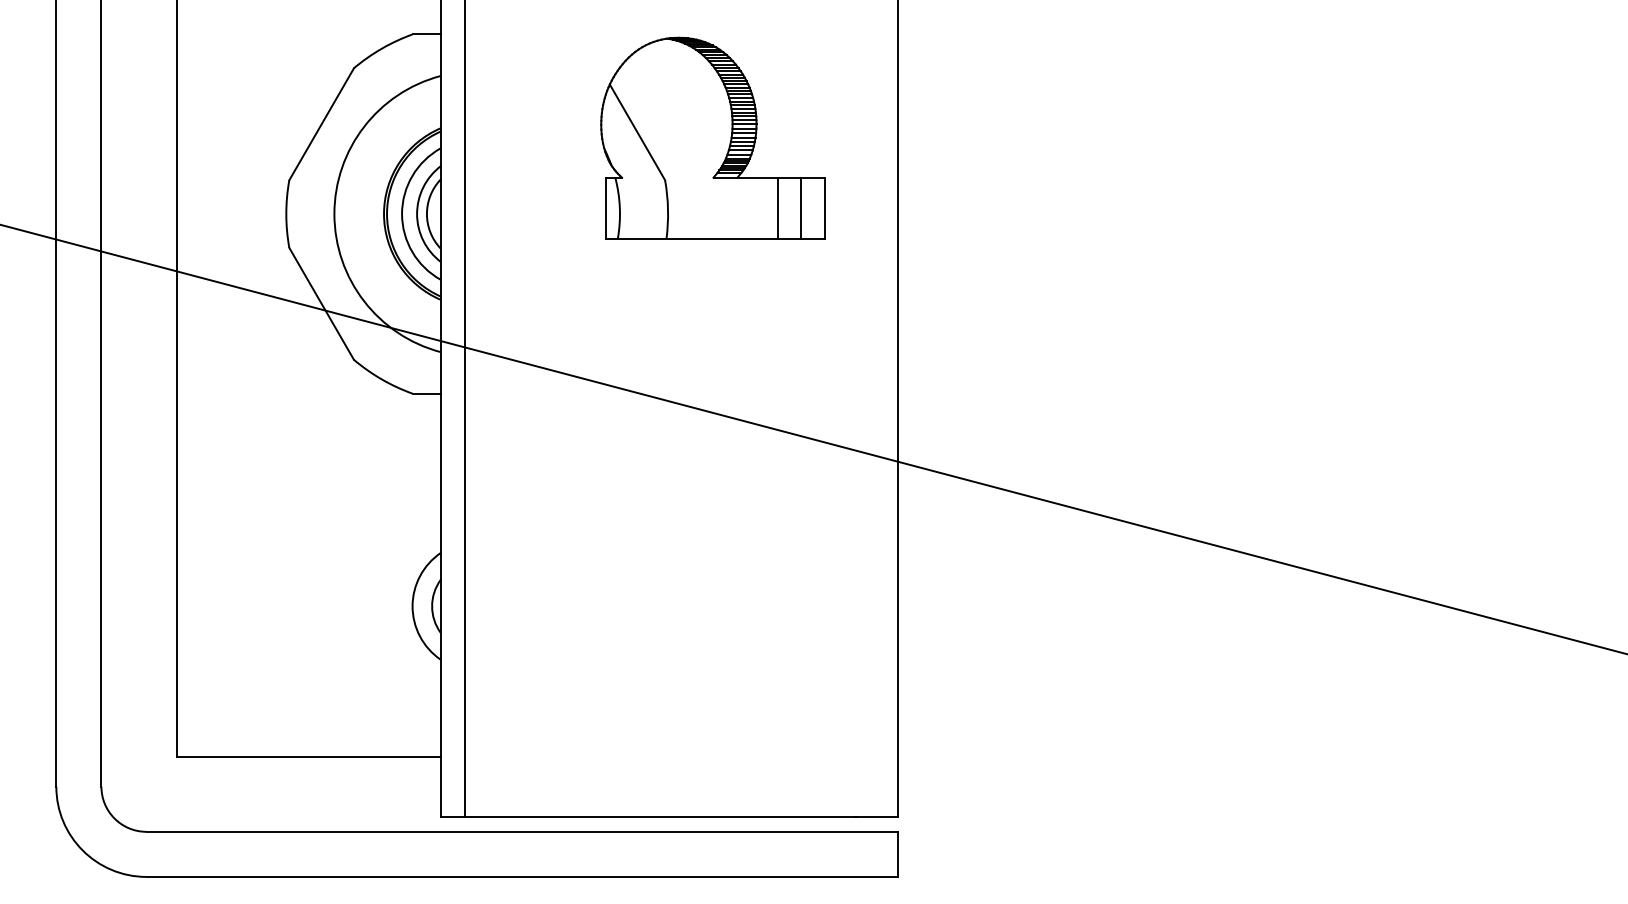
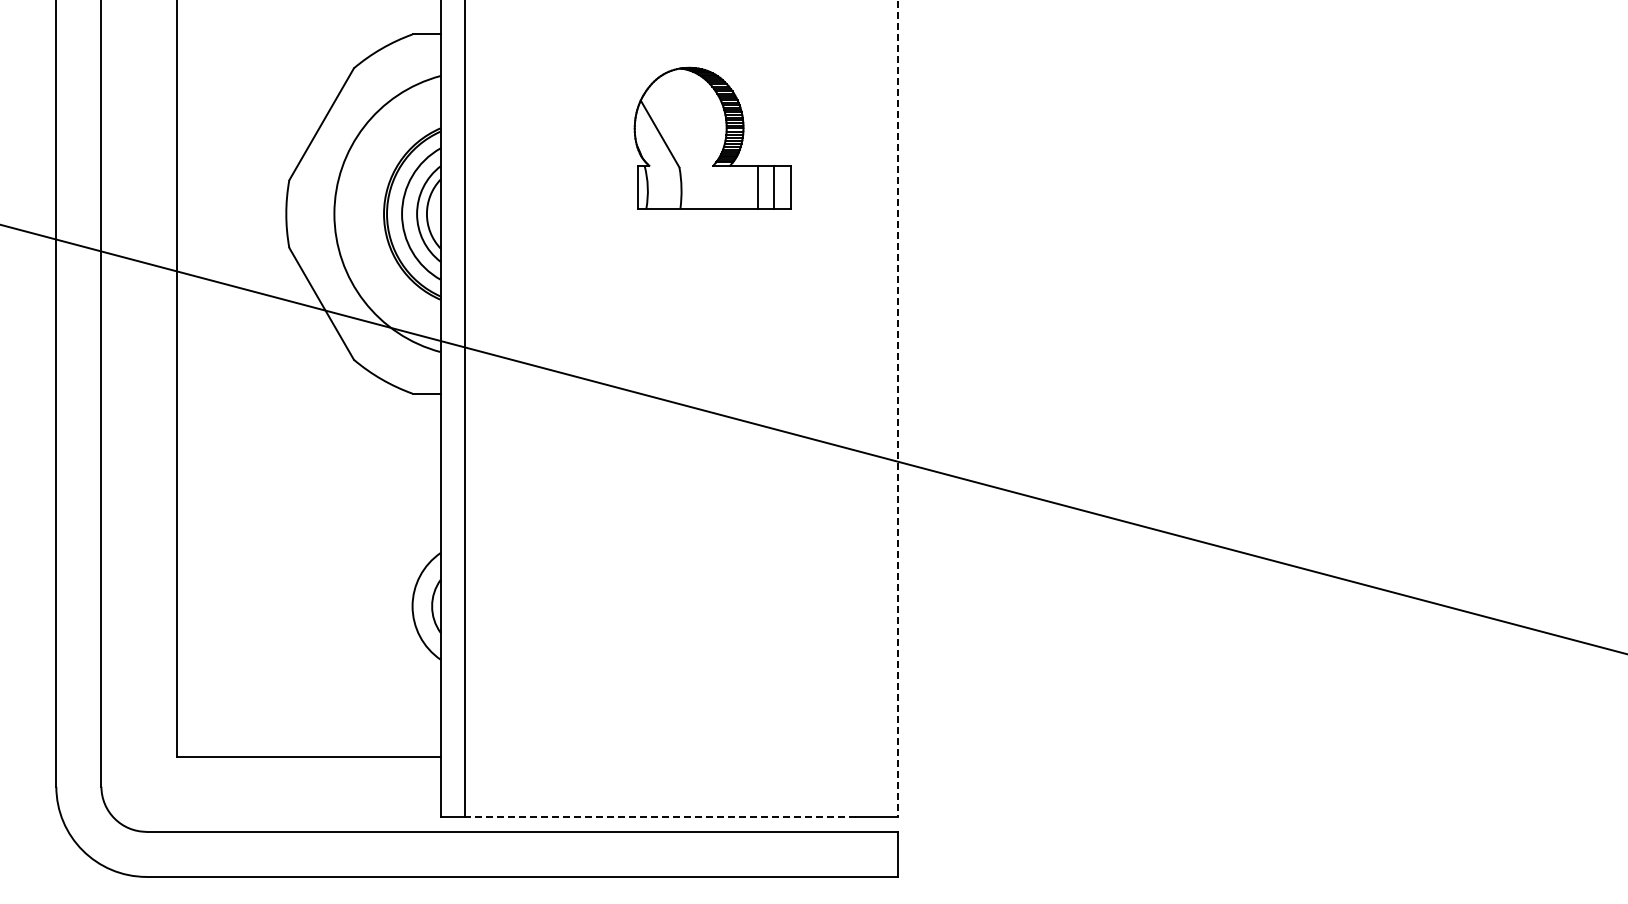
part size: 226x204 px -> 159x144 px (712, 137)
line: solid -> dashed (898, 408)
line: solid -> dashed (659, 816)
